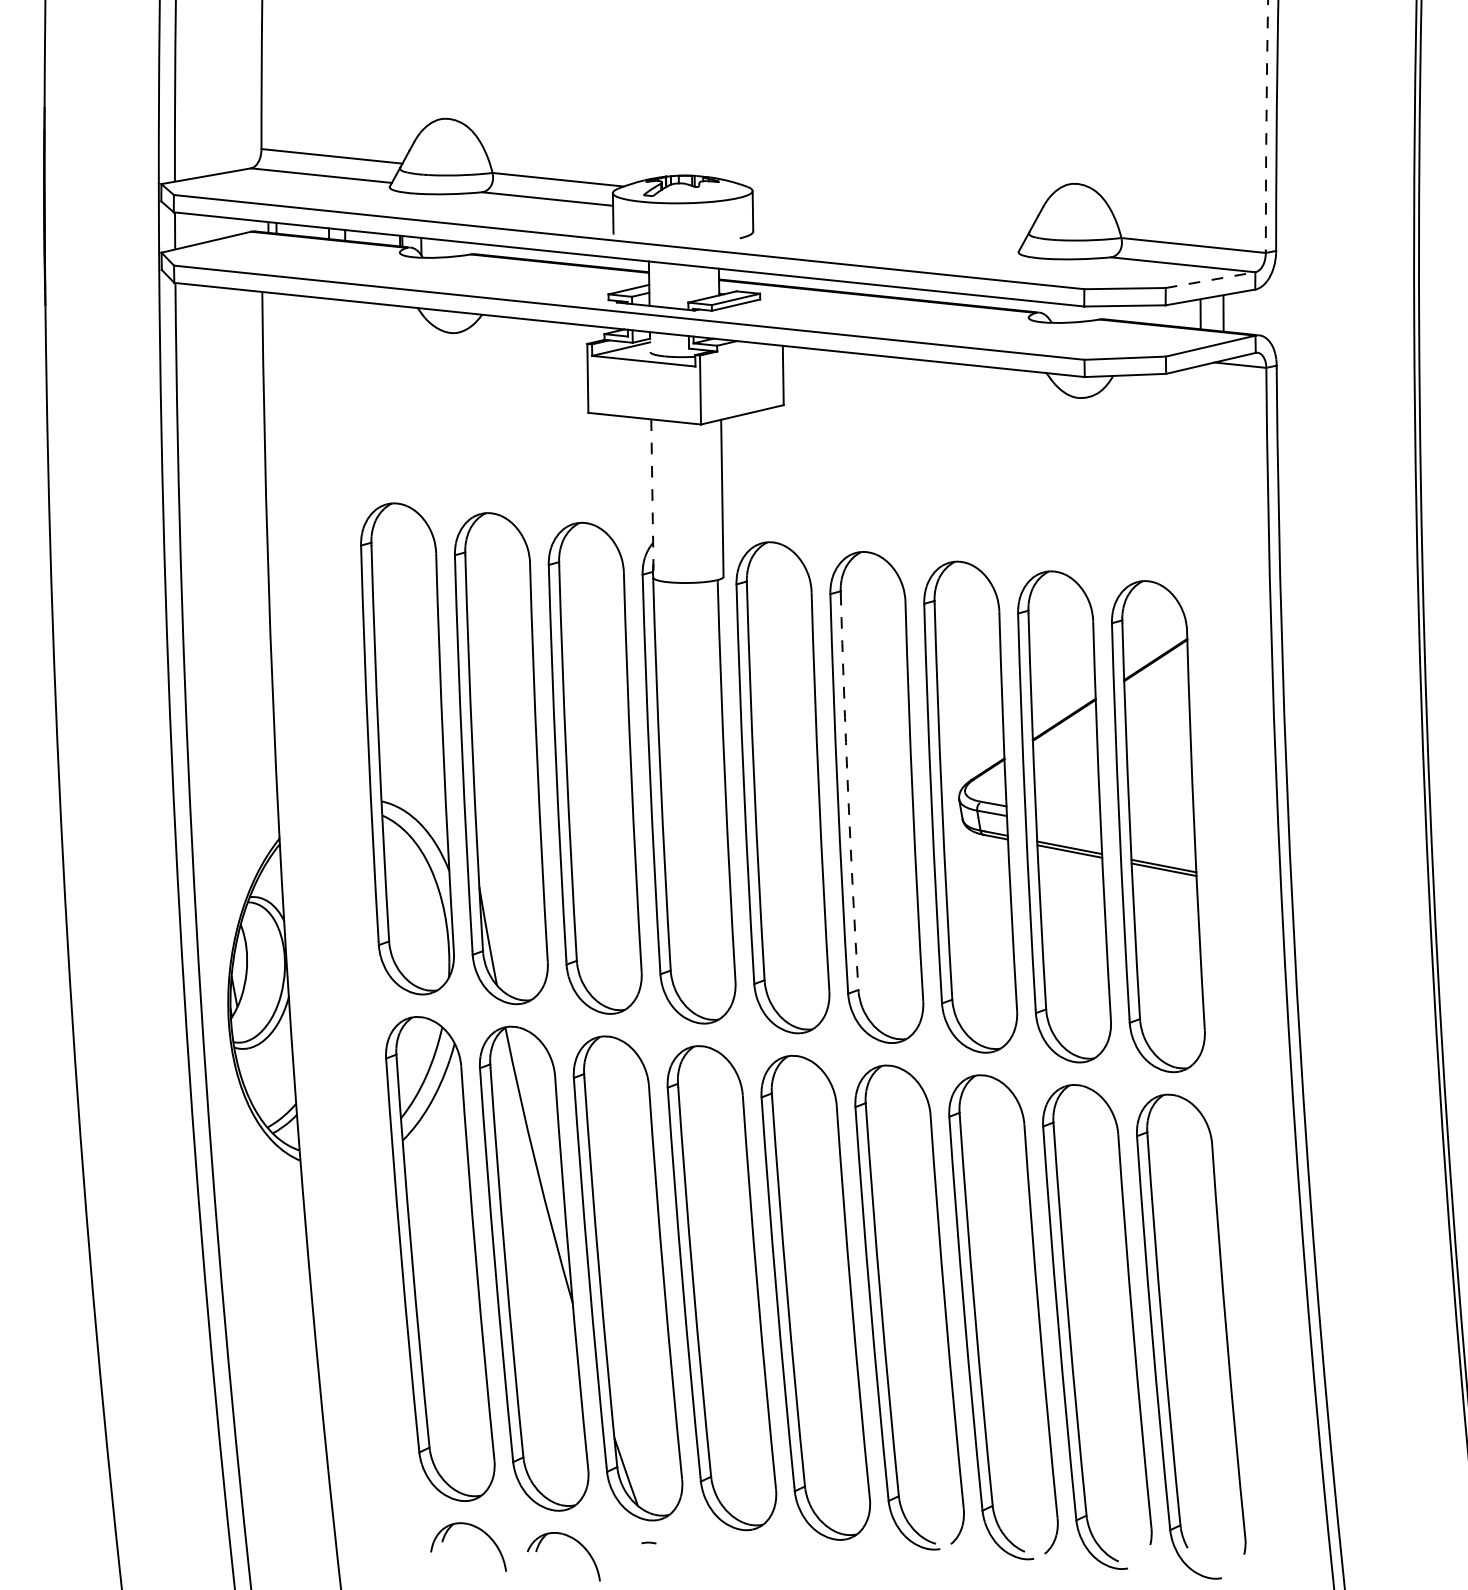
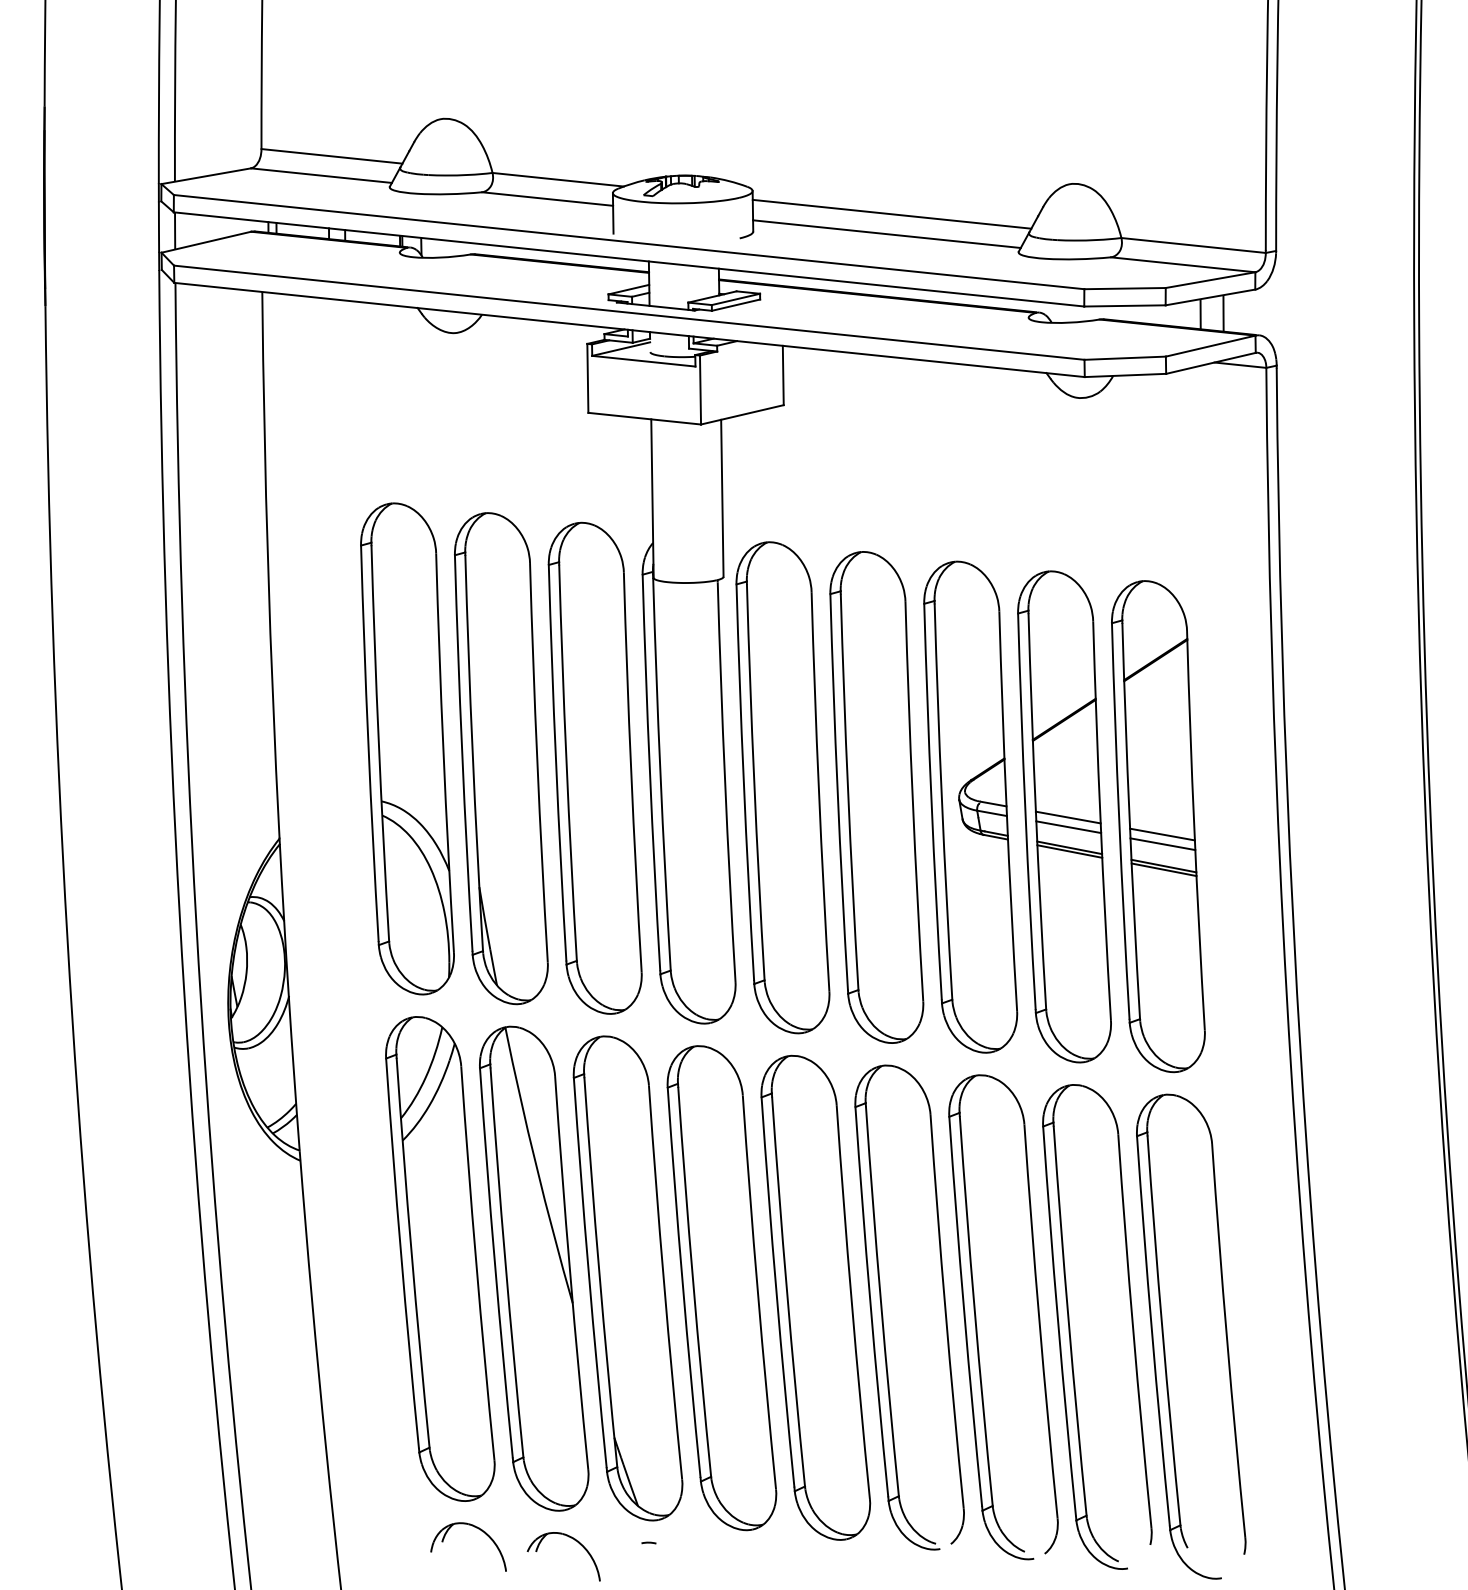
arc: dashed -> solid (1266, 126)
line: none -> present (891, 213)
line: none -> present (886, 234)
line: dashed -> solid (1211, 280)
line: dashed -> solid (652, 499)
arc: dashed -> solid (848, 791)
line: none -> present (1067, 817)
line: none -> present (1068, 827)
line: none -> present (1162, 834)
line: none -> present (1162, 844)
